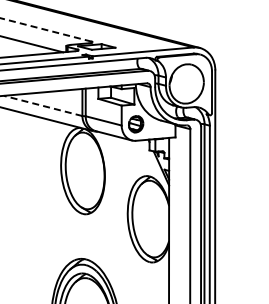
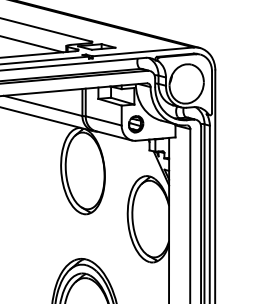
line: dashed -> solid (45, 29)
line: dashed -> solid (43, 105)
